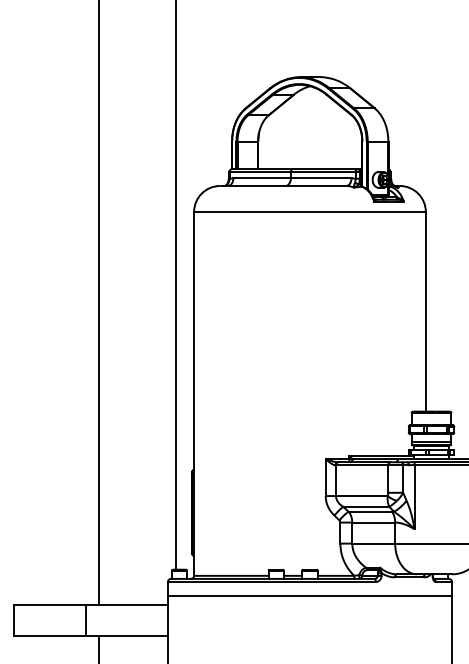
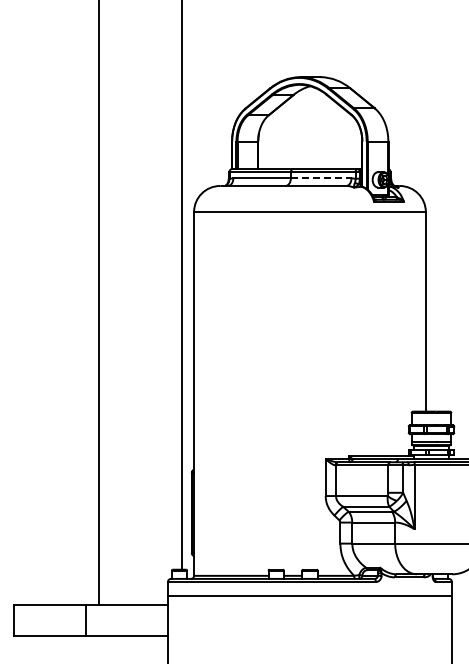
line: solid -> dashed (321, 178)
line position: (175, 285) -> (181, 285) (181, 285)
line: present -> none (99, 647)
